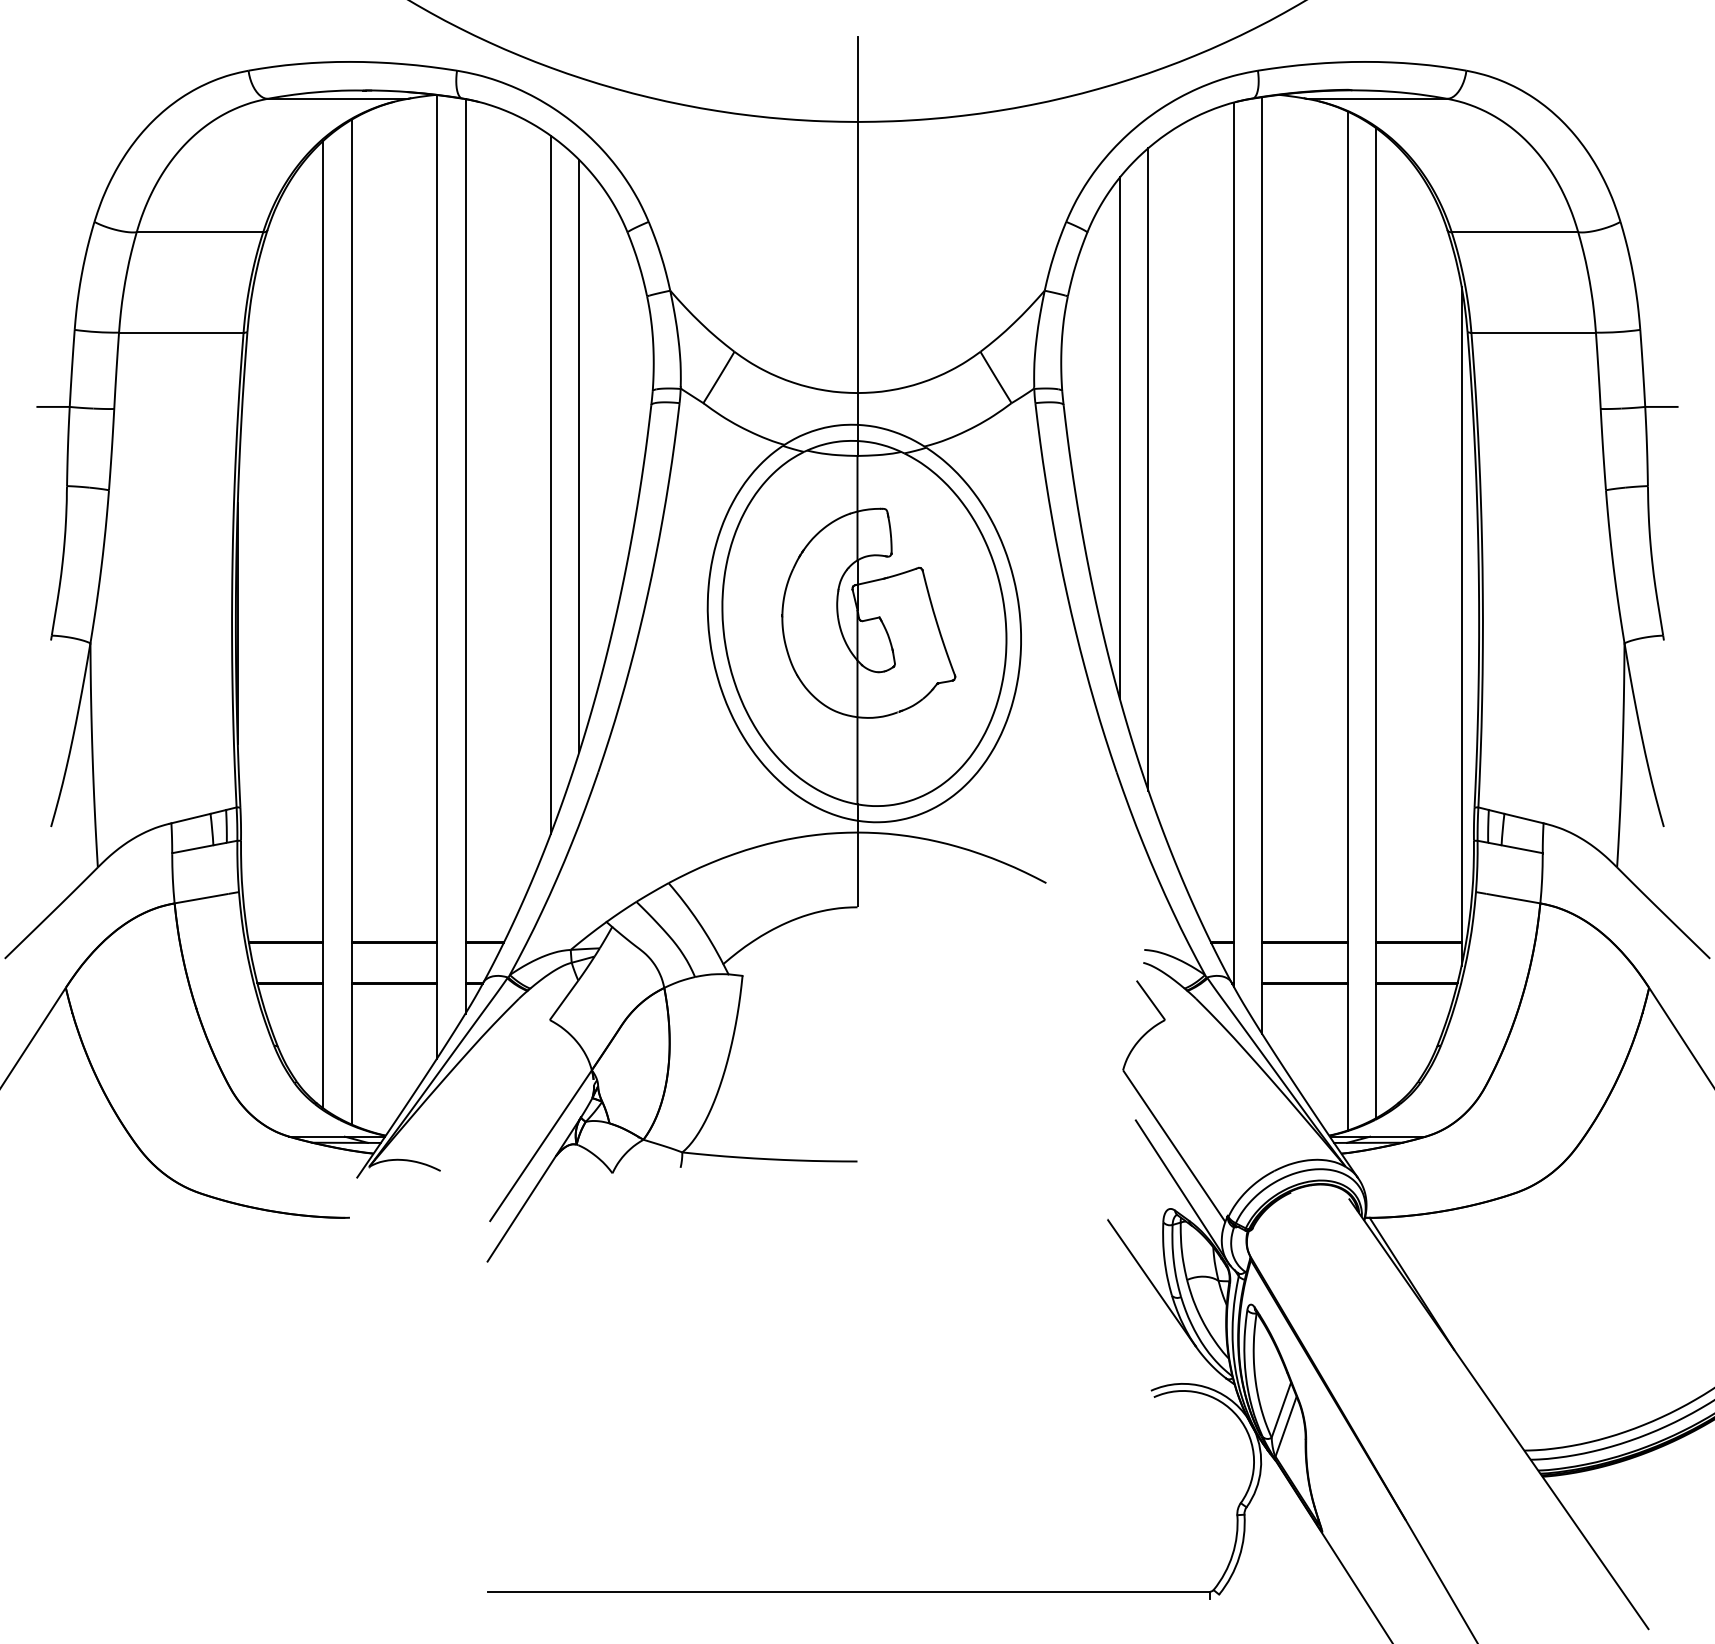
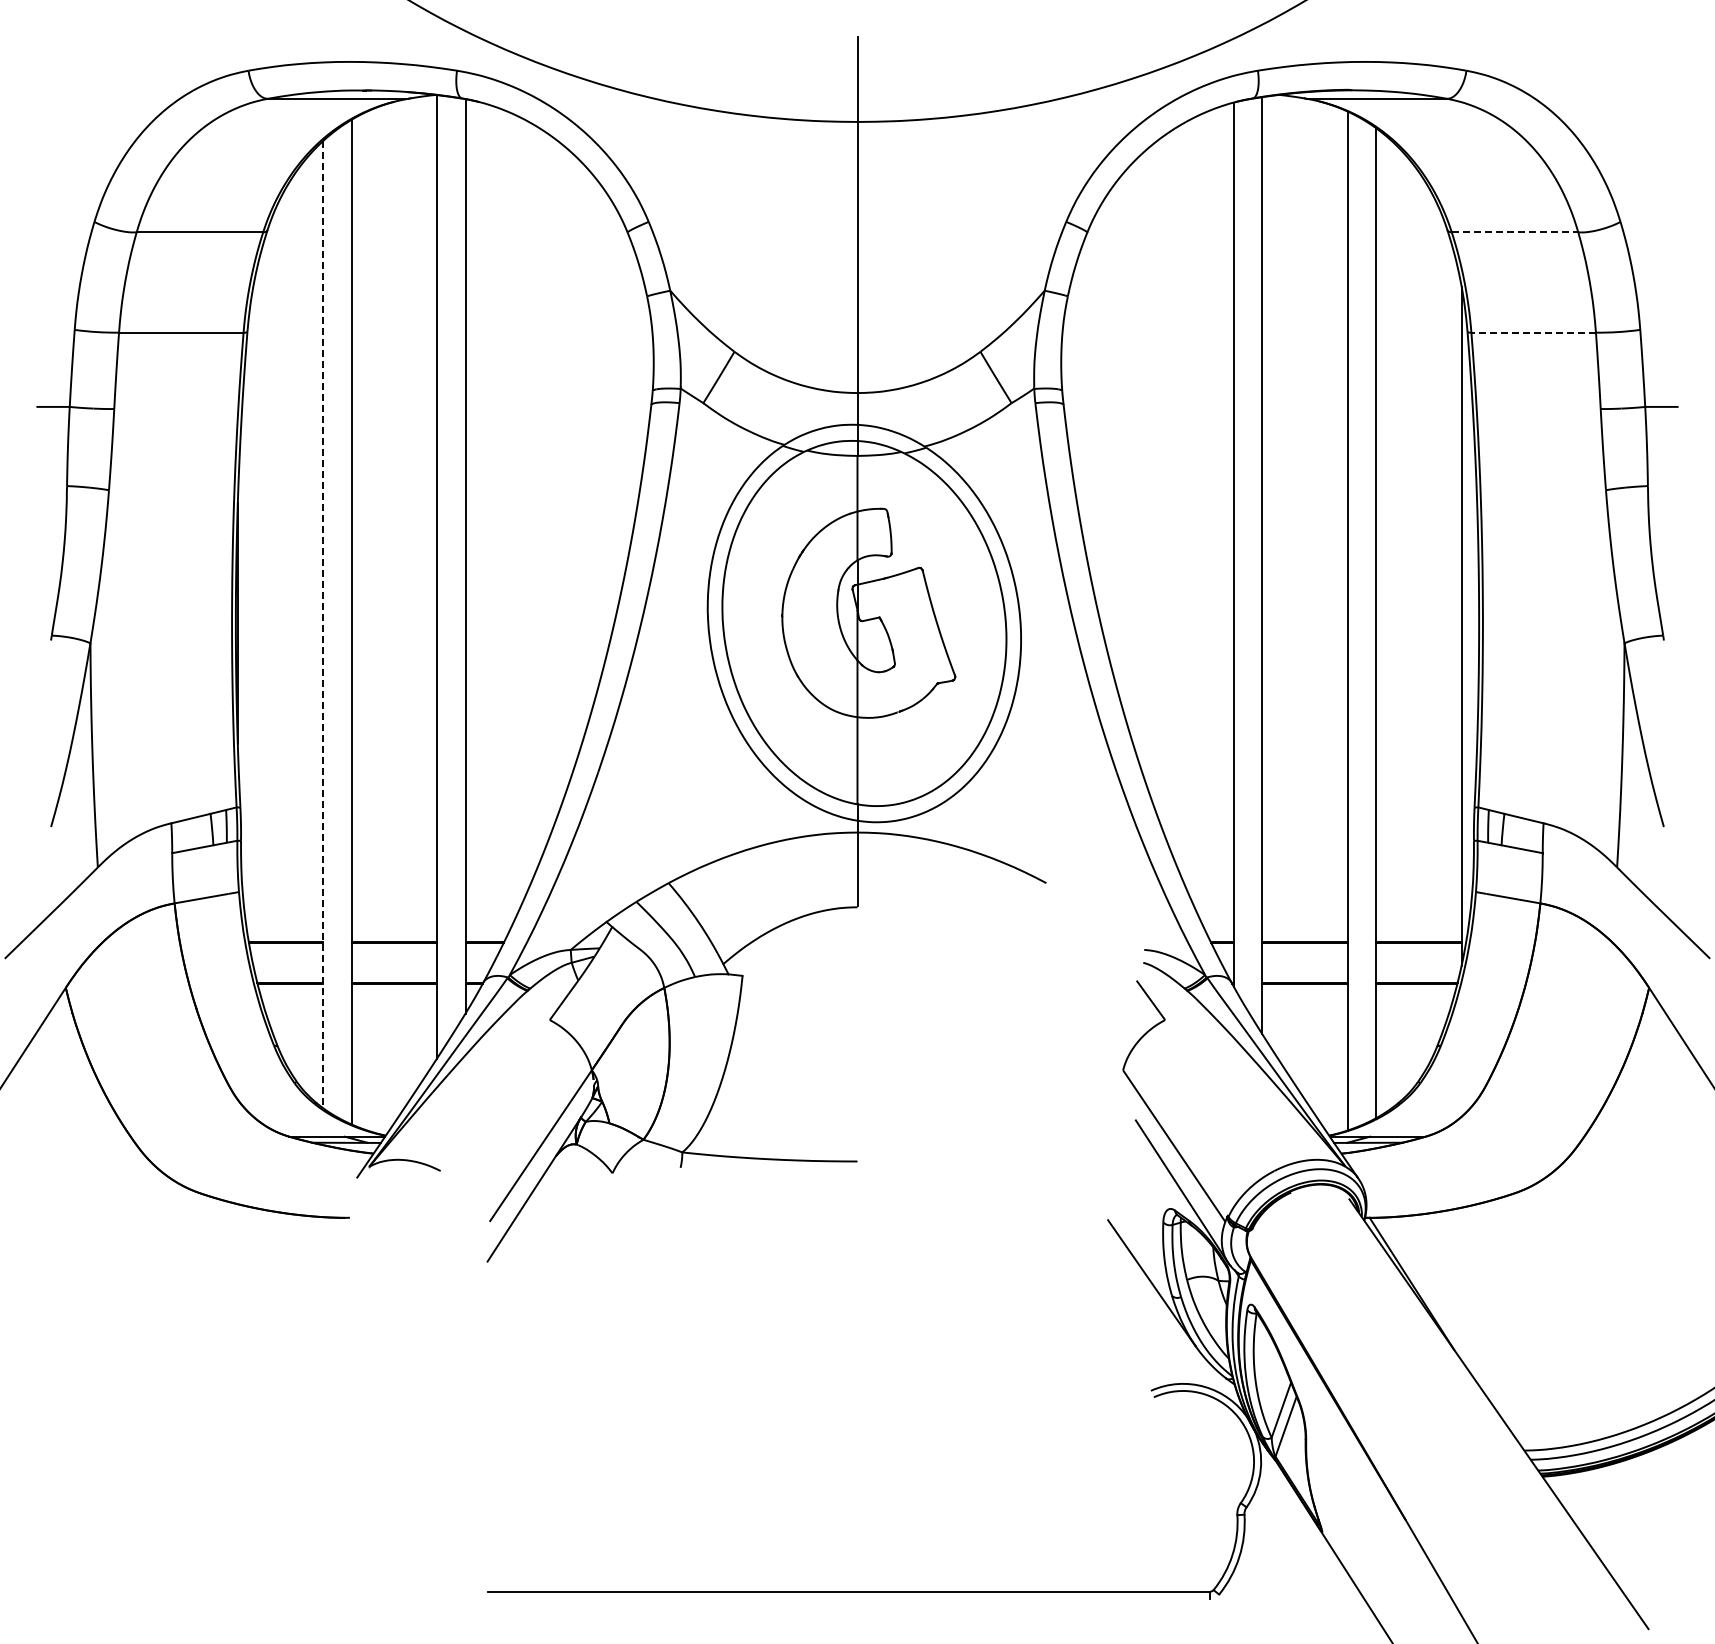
line: solid -> dashed (1515, 232)
line: solid -> dashed (1533, 332)
line: present -> none (1120, 438)
line: present -> none (579, 456)
line: present -> none (1148, 469)
line: present -> none (550, 484)
line: solid -> dashed (323, 624)
